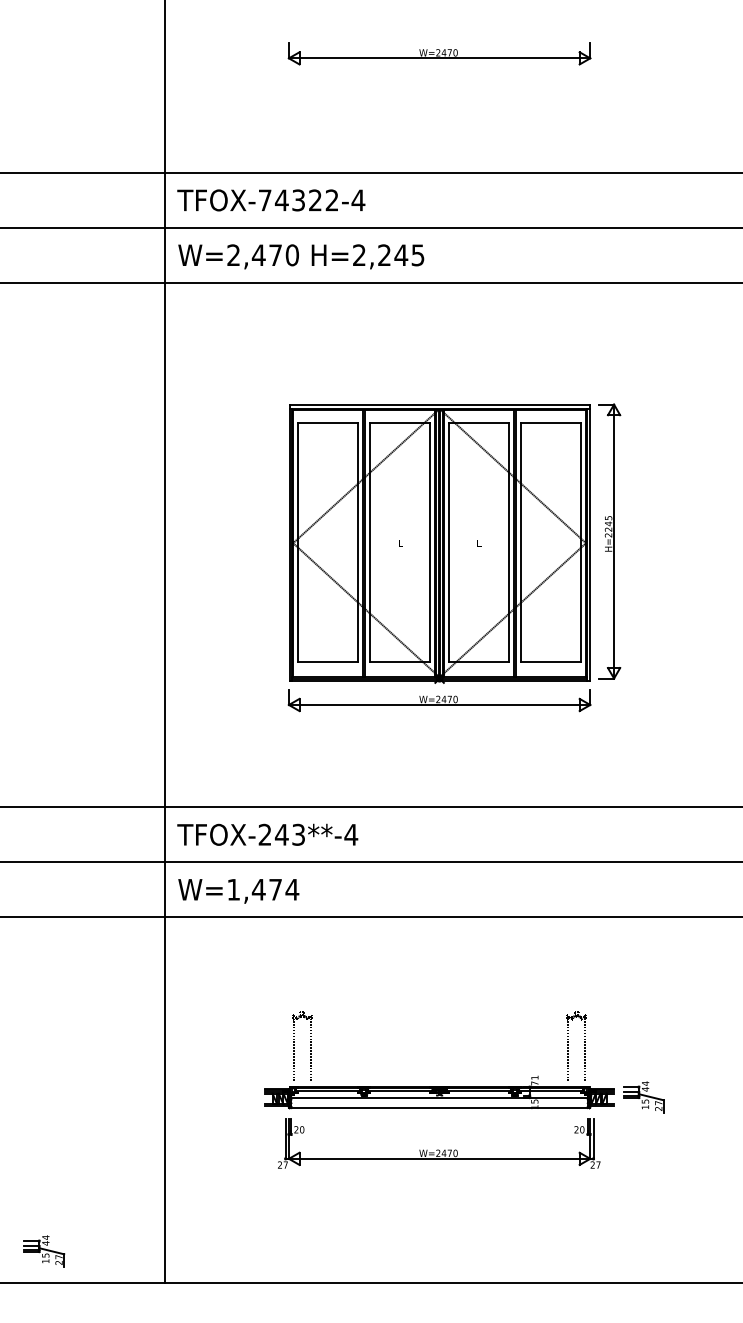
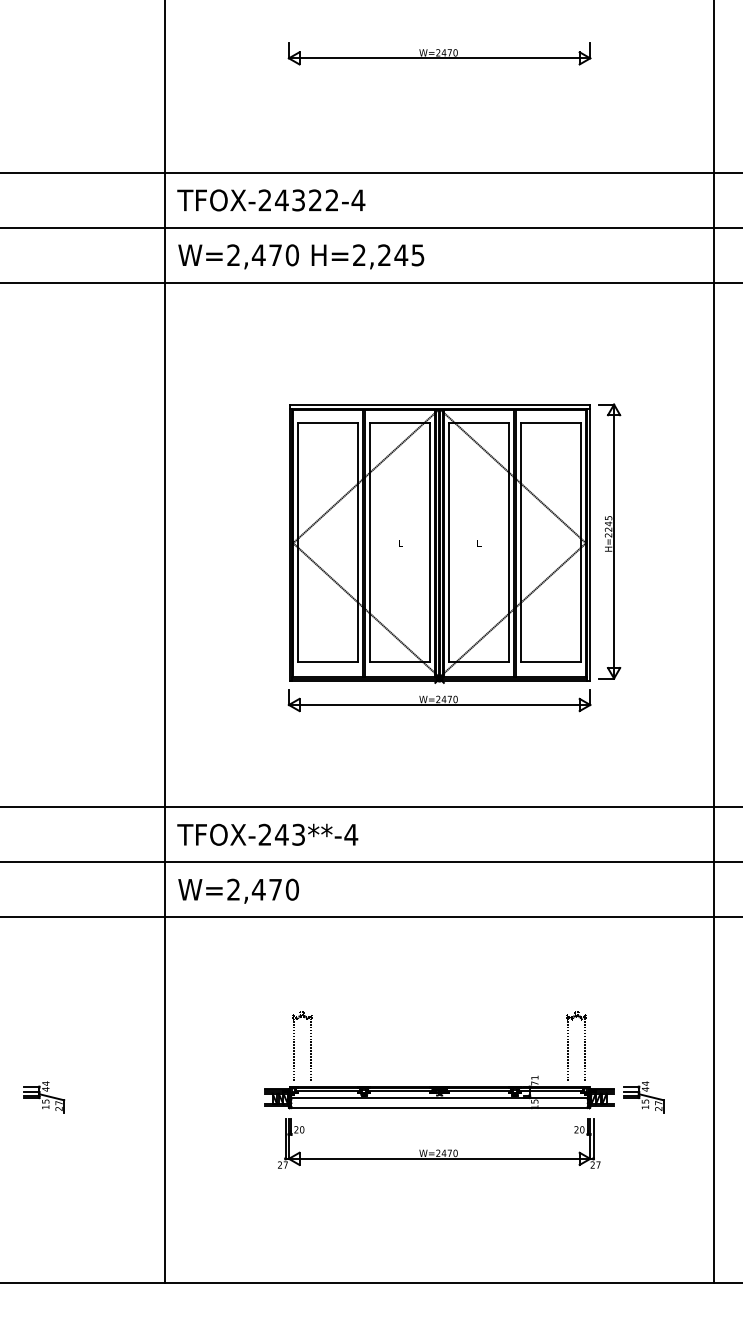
text: TFOX-74322-4 -> TFOX-24322-4 (264, 200)
line: none -> present (714, 642)
text: W=1,474 -> W=2,470 (263, 889)
part position: (44, 1251) -> (44, 1097) (44, 1097)
